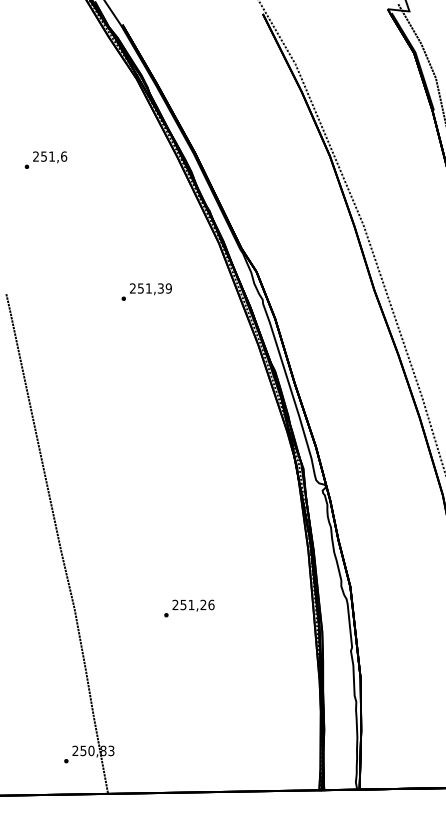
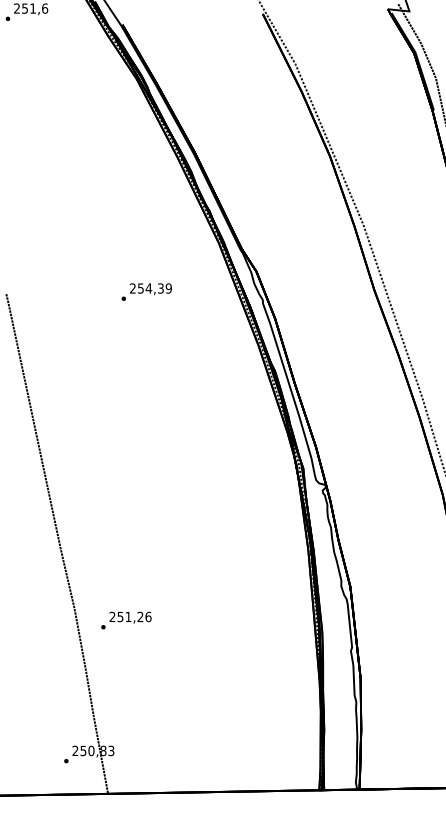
text position: (45, 159) -> (26, 11) (26, 11)
text: 251,39 -> 254,39 (148, 288)
text position: (189, 608) -> (126, 620) (126, 620)
